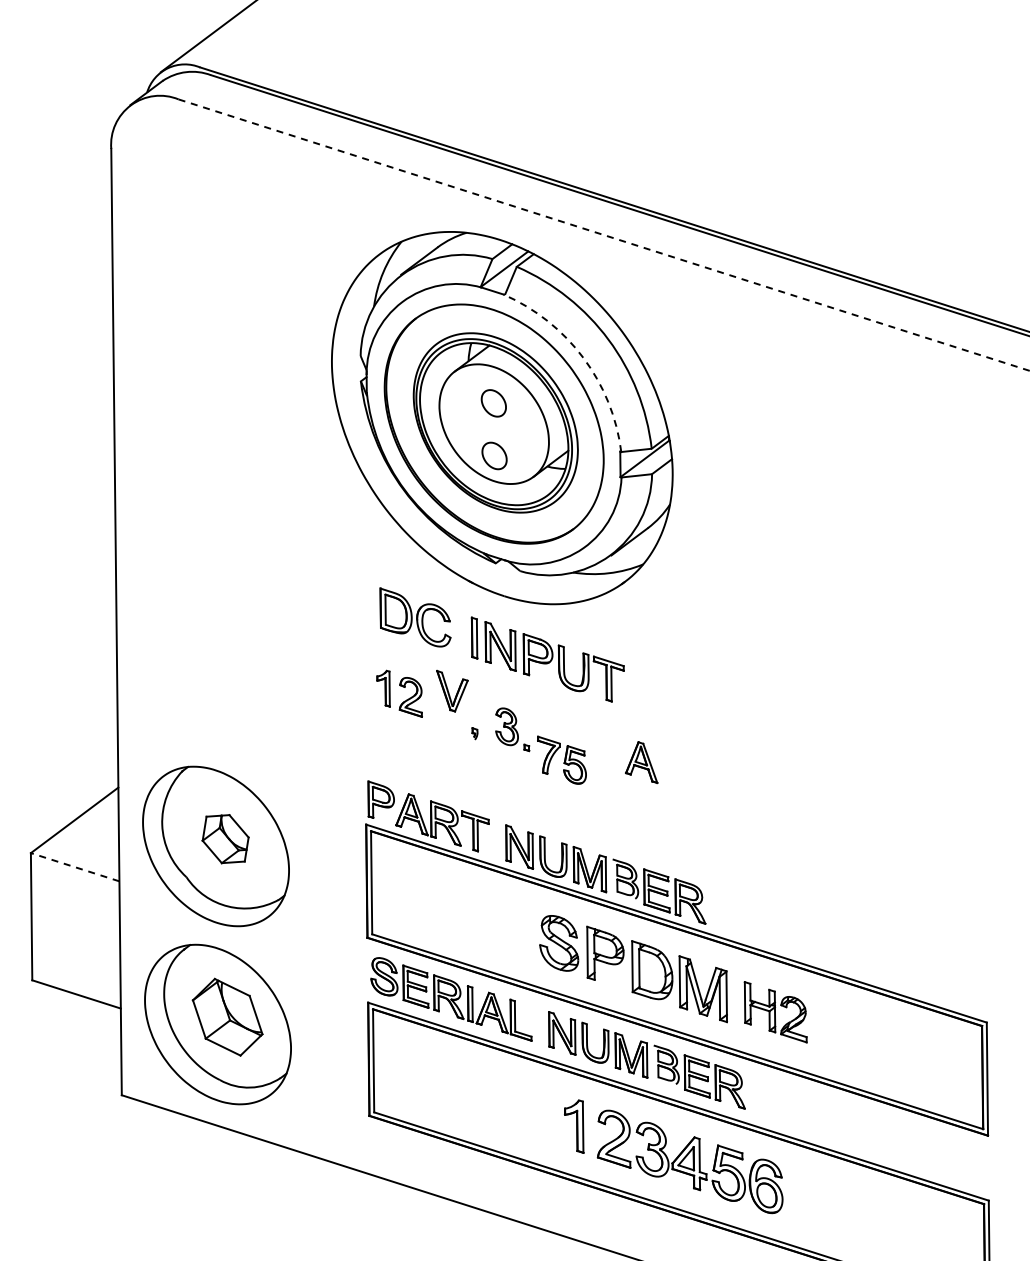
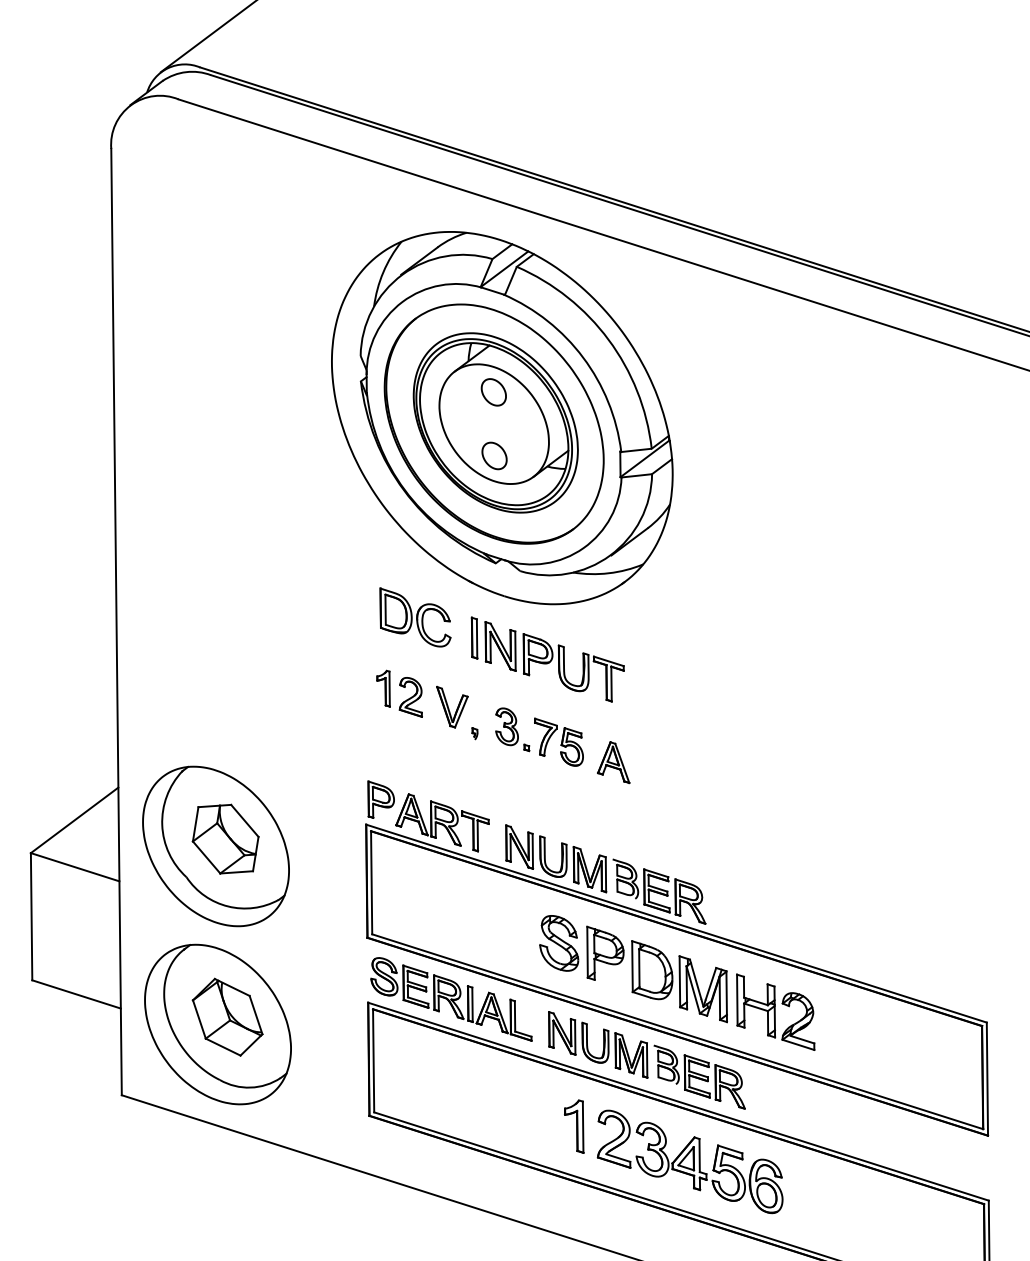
line: dashed -> solid (604, 235)
arc: dashed -> solid (583, 357)
part position: (493, 403) -> (493, 392) (493, 392)
part position: (452, 690) -> (452, 706) (452, 706)
part position: (561, 759) -> (558, 741) (558, 741)
part position: (641, 762) -> (613, 762) (613, 762)
part size: 49x51 px -> 69x72 px (225, 838)
line: dashed -> solid (74, 867)
part size: 65x63 px -> 80x78 px (775, 1011)
